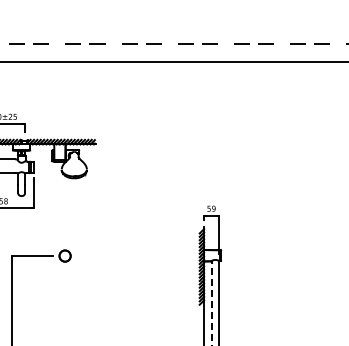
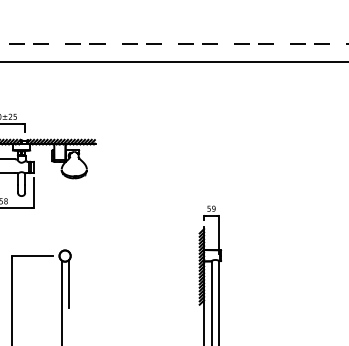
line: none -> present (68, 284)
line: none -> present (61, 301)
line: dashed -> solid (211, 302)
